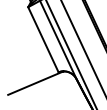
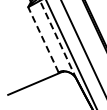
line: solid -> dashed (43, 39)
line: solid -> dashed (58, 39)
